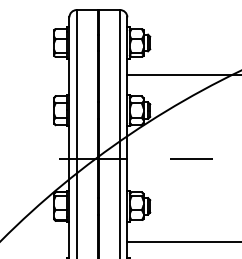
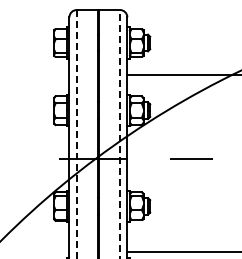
line: solid -> dashed (76, 134)
line: solid -> dashed (120, 134)
line position: (182, 241) -> (182, 251) (182, 251)
